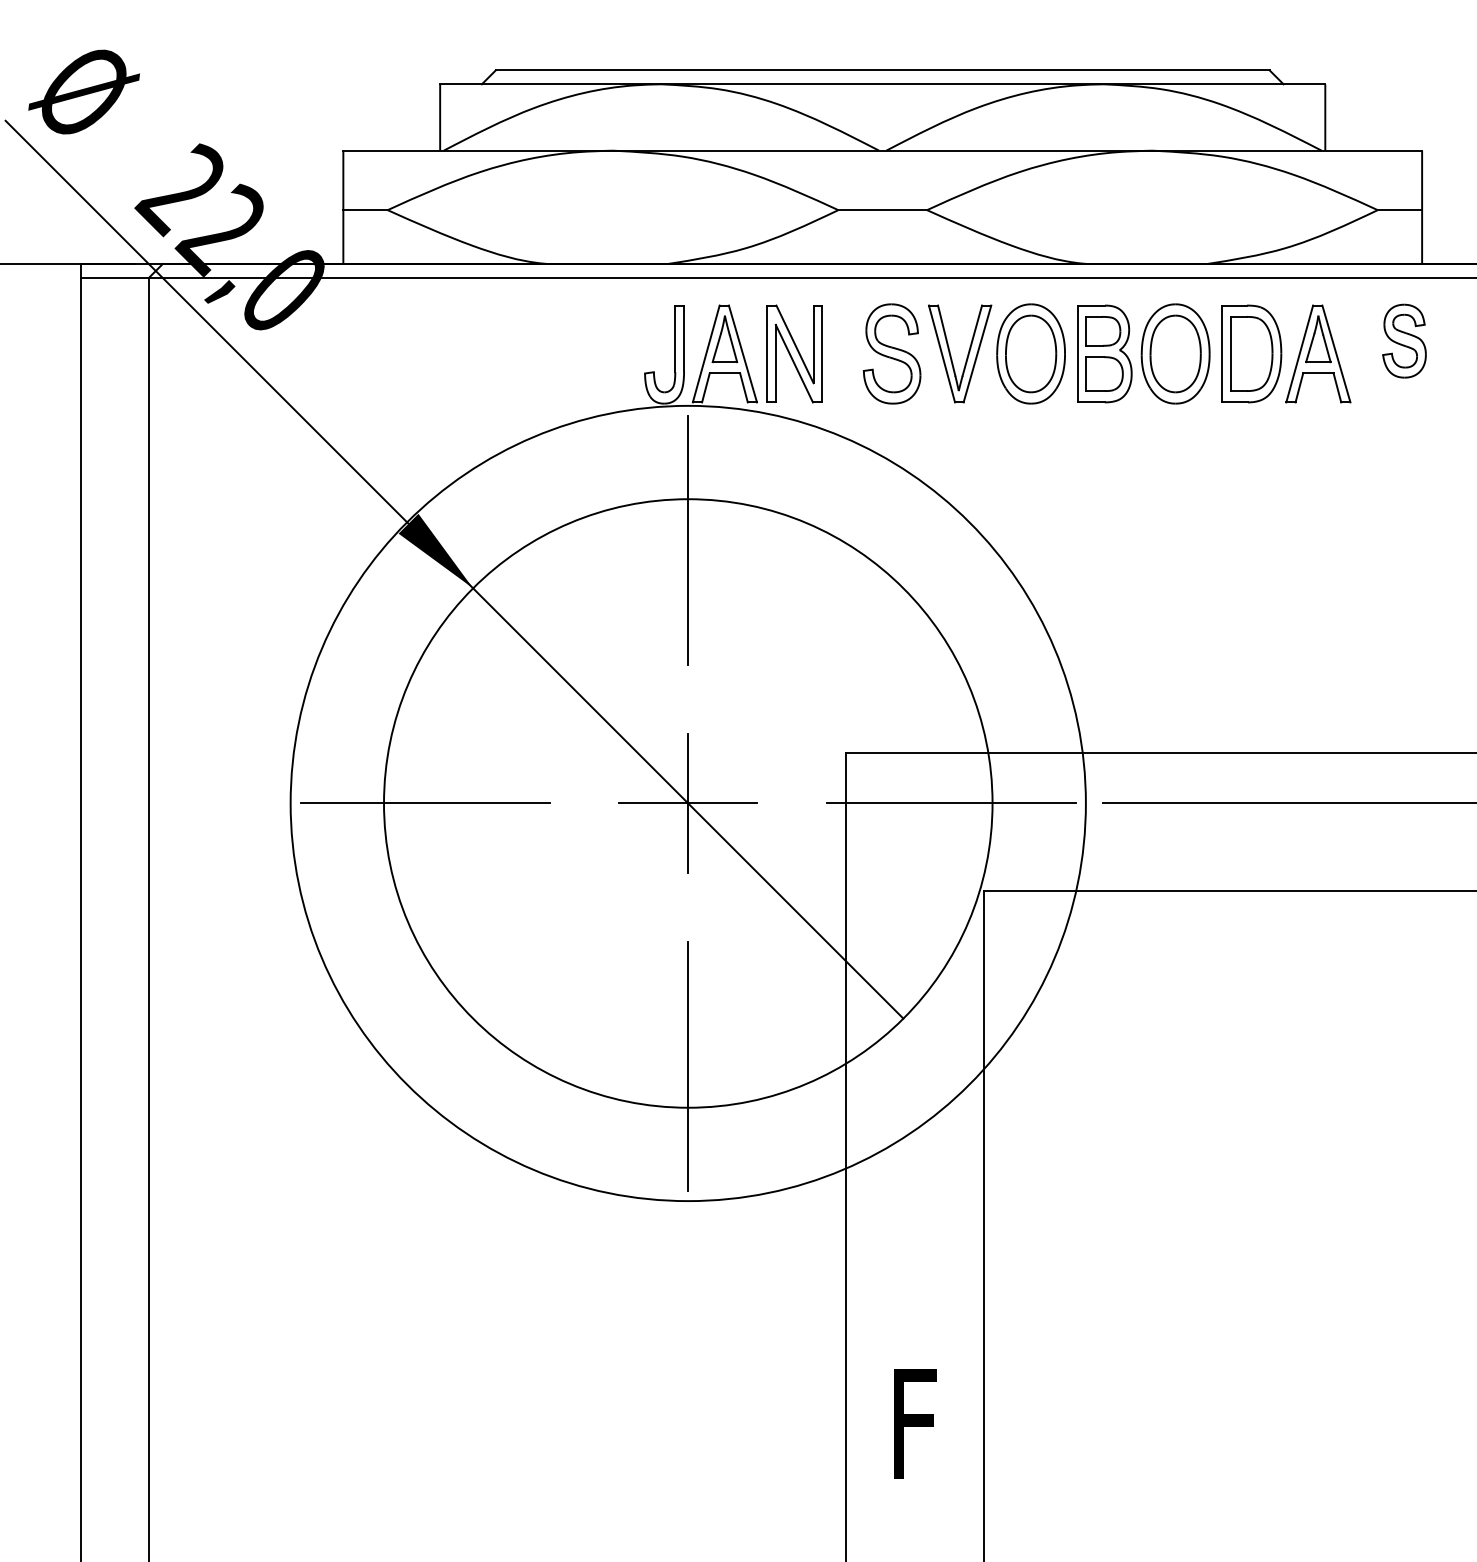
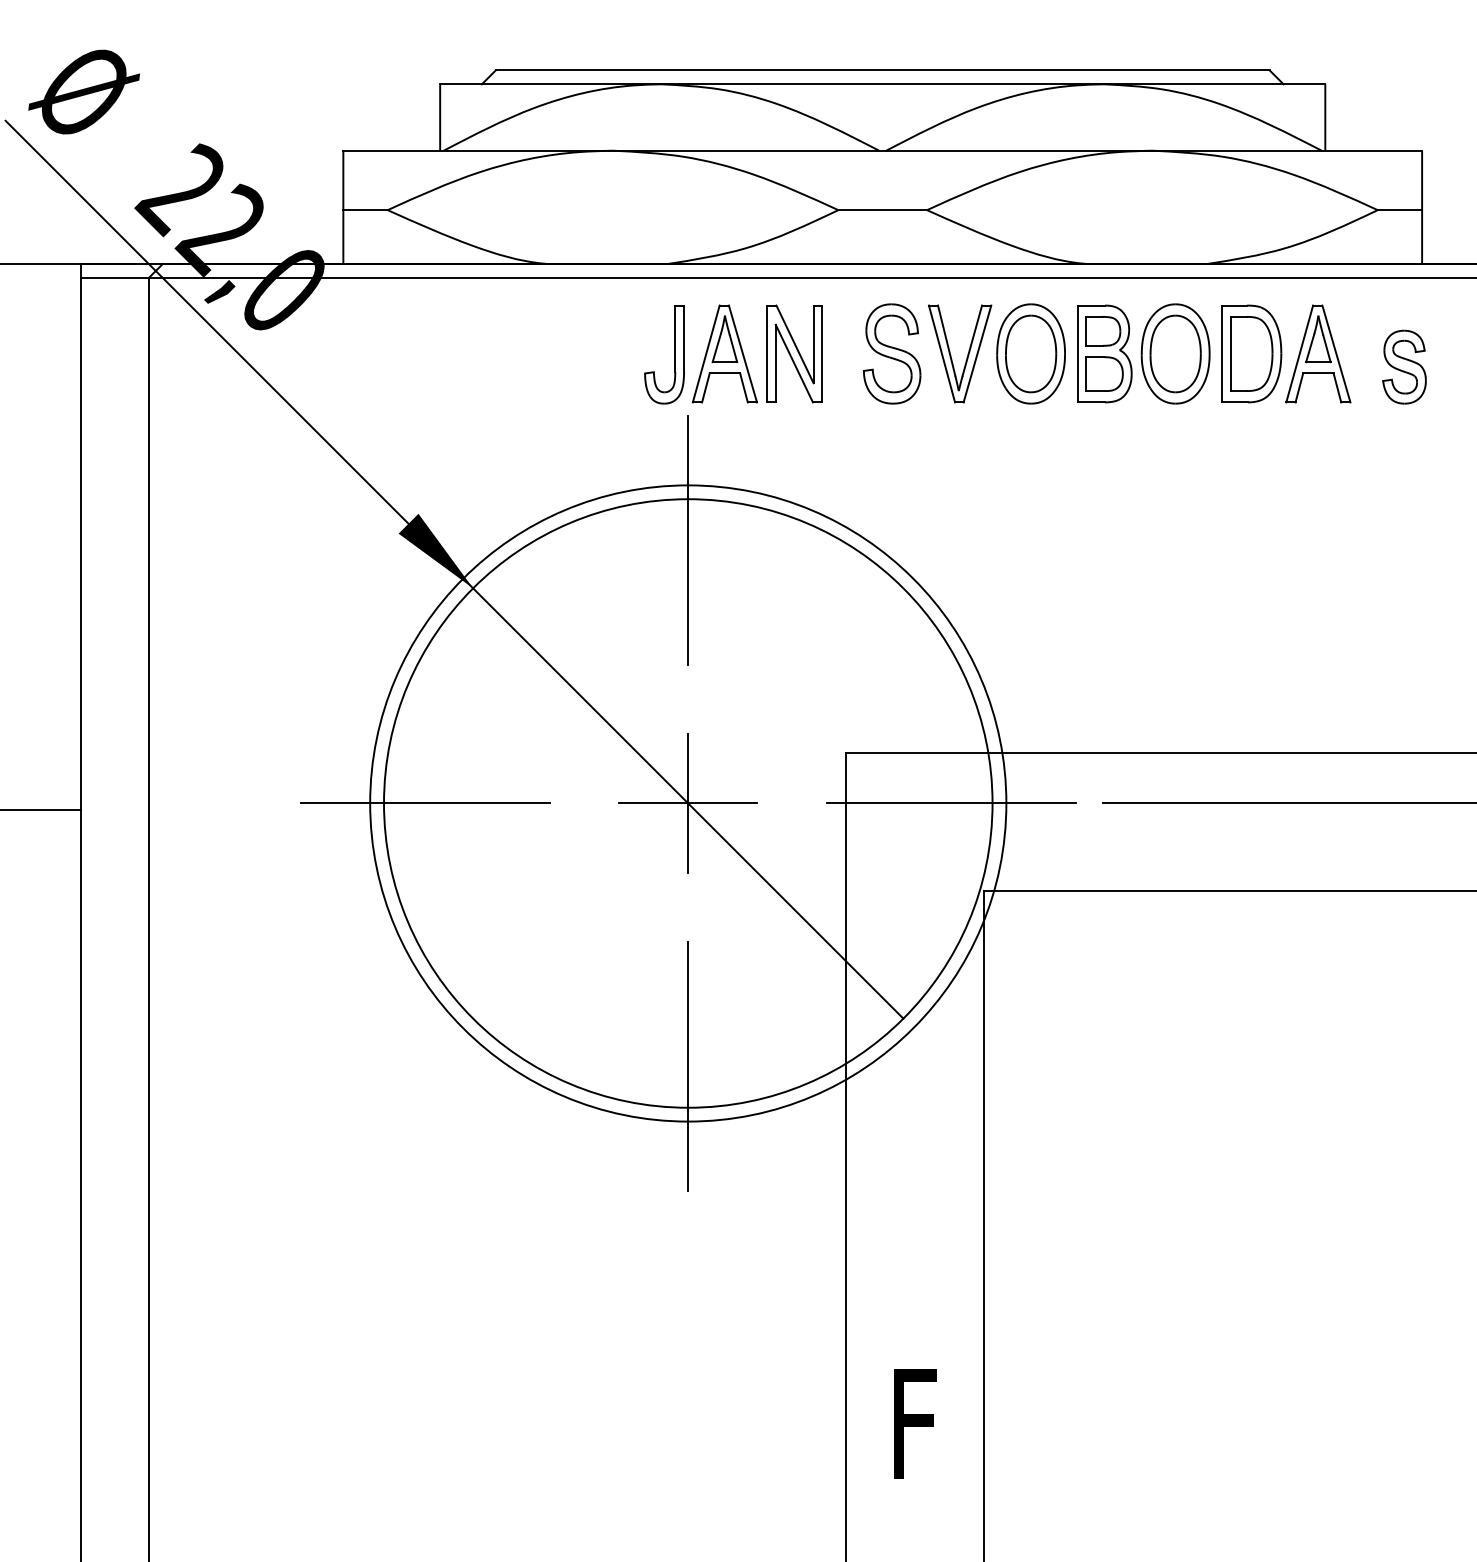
part position: (1404, 340) -> (1404, 366) (1404, 366)
circle diameter: 795 px -> 636 px (688, 803)
line: none -> present (41, 810)
